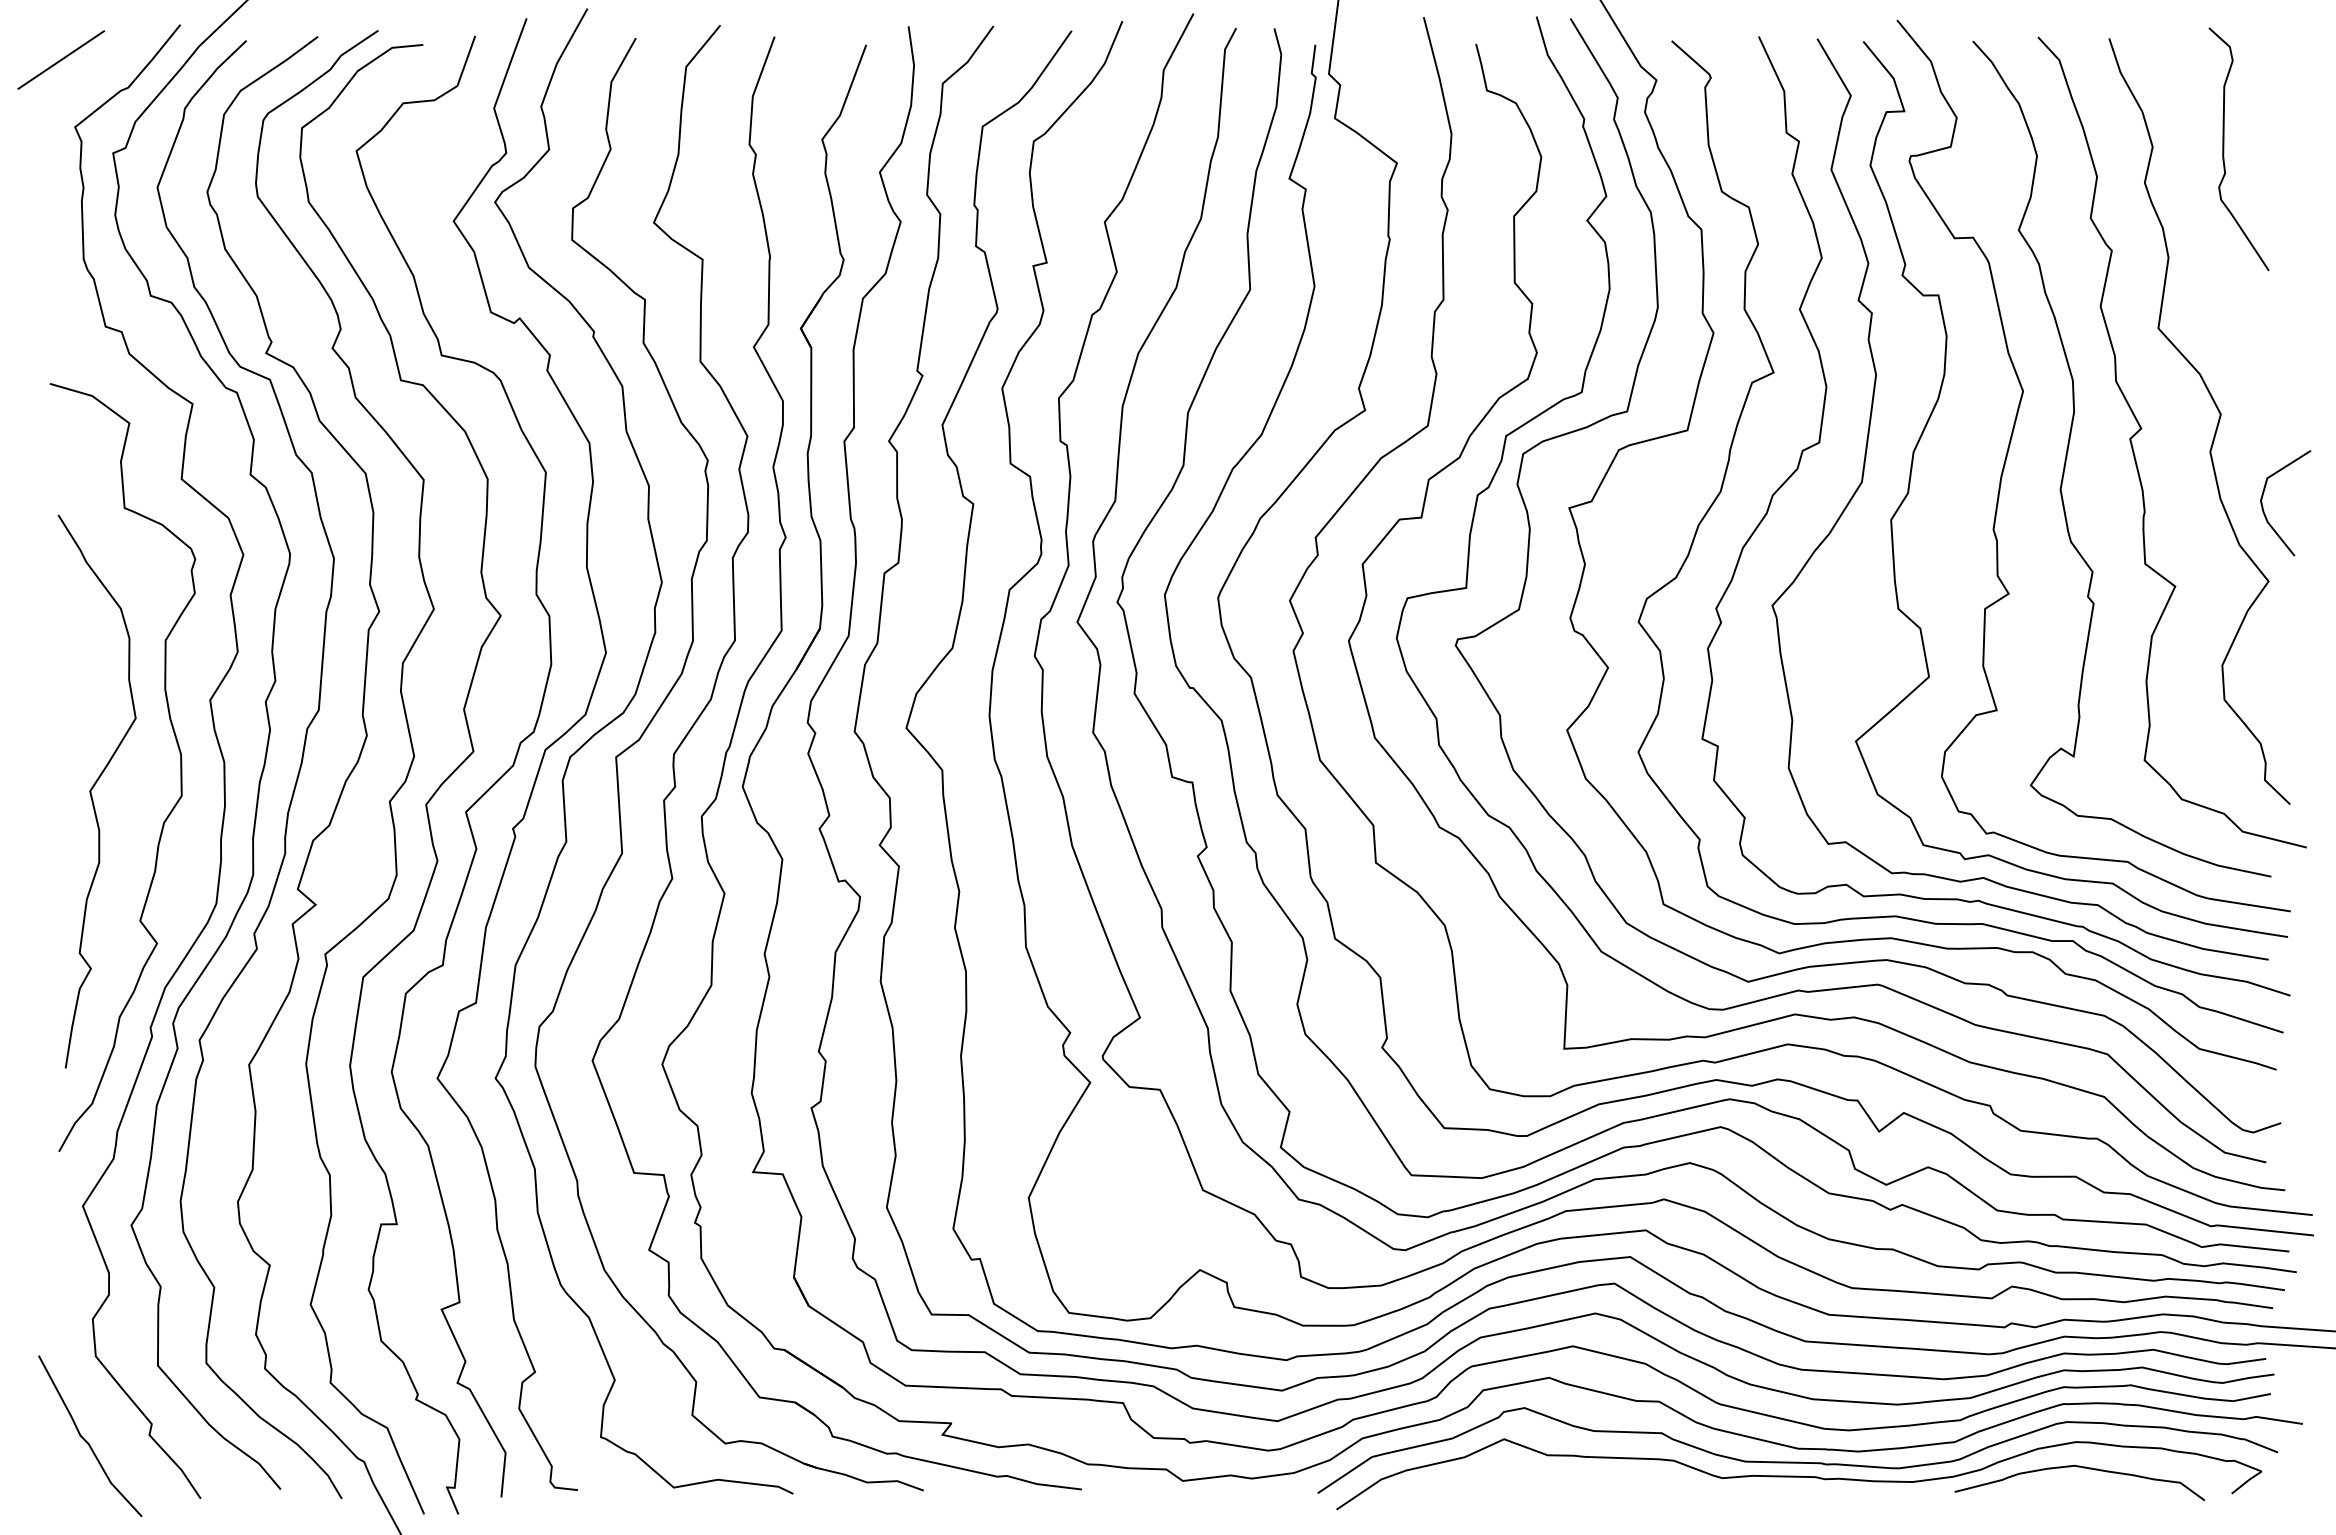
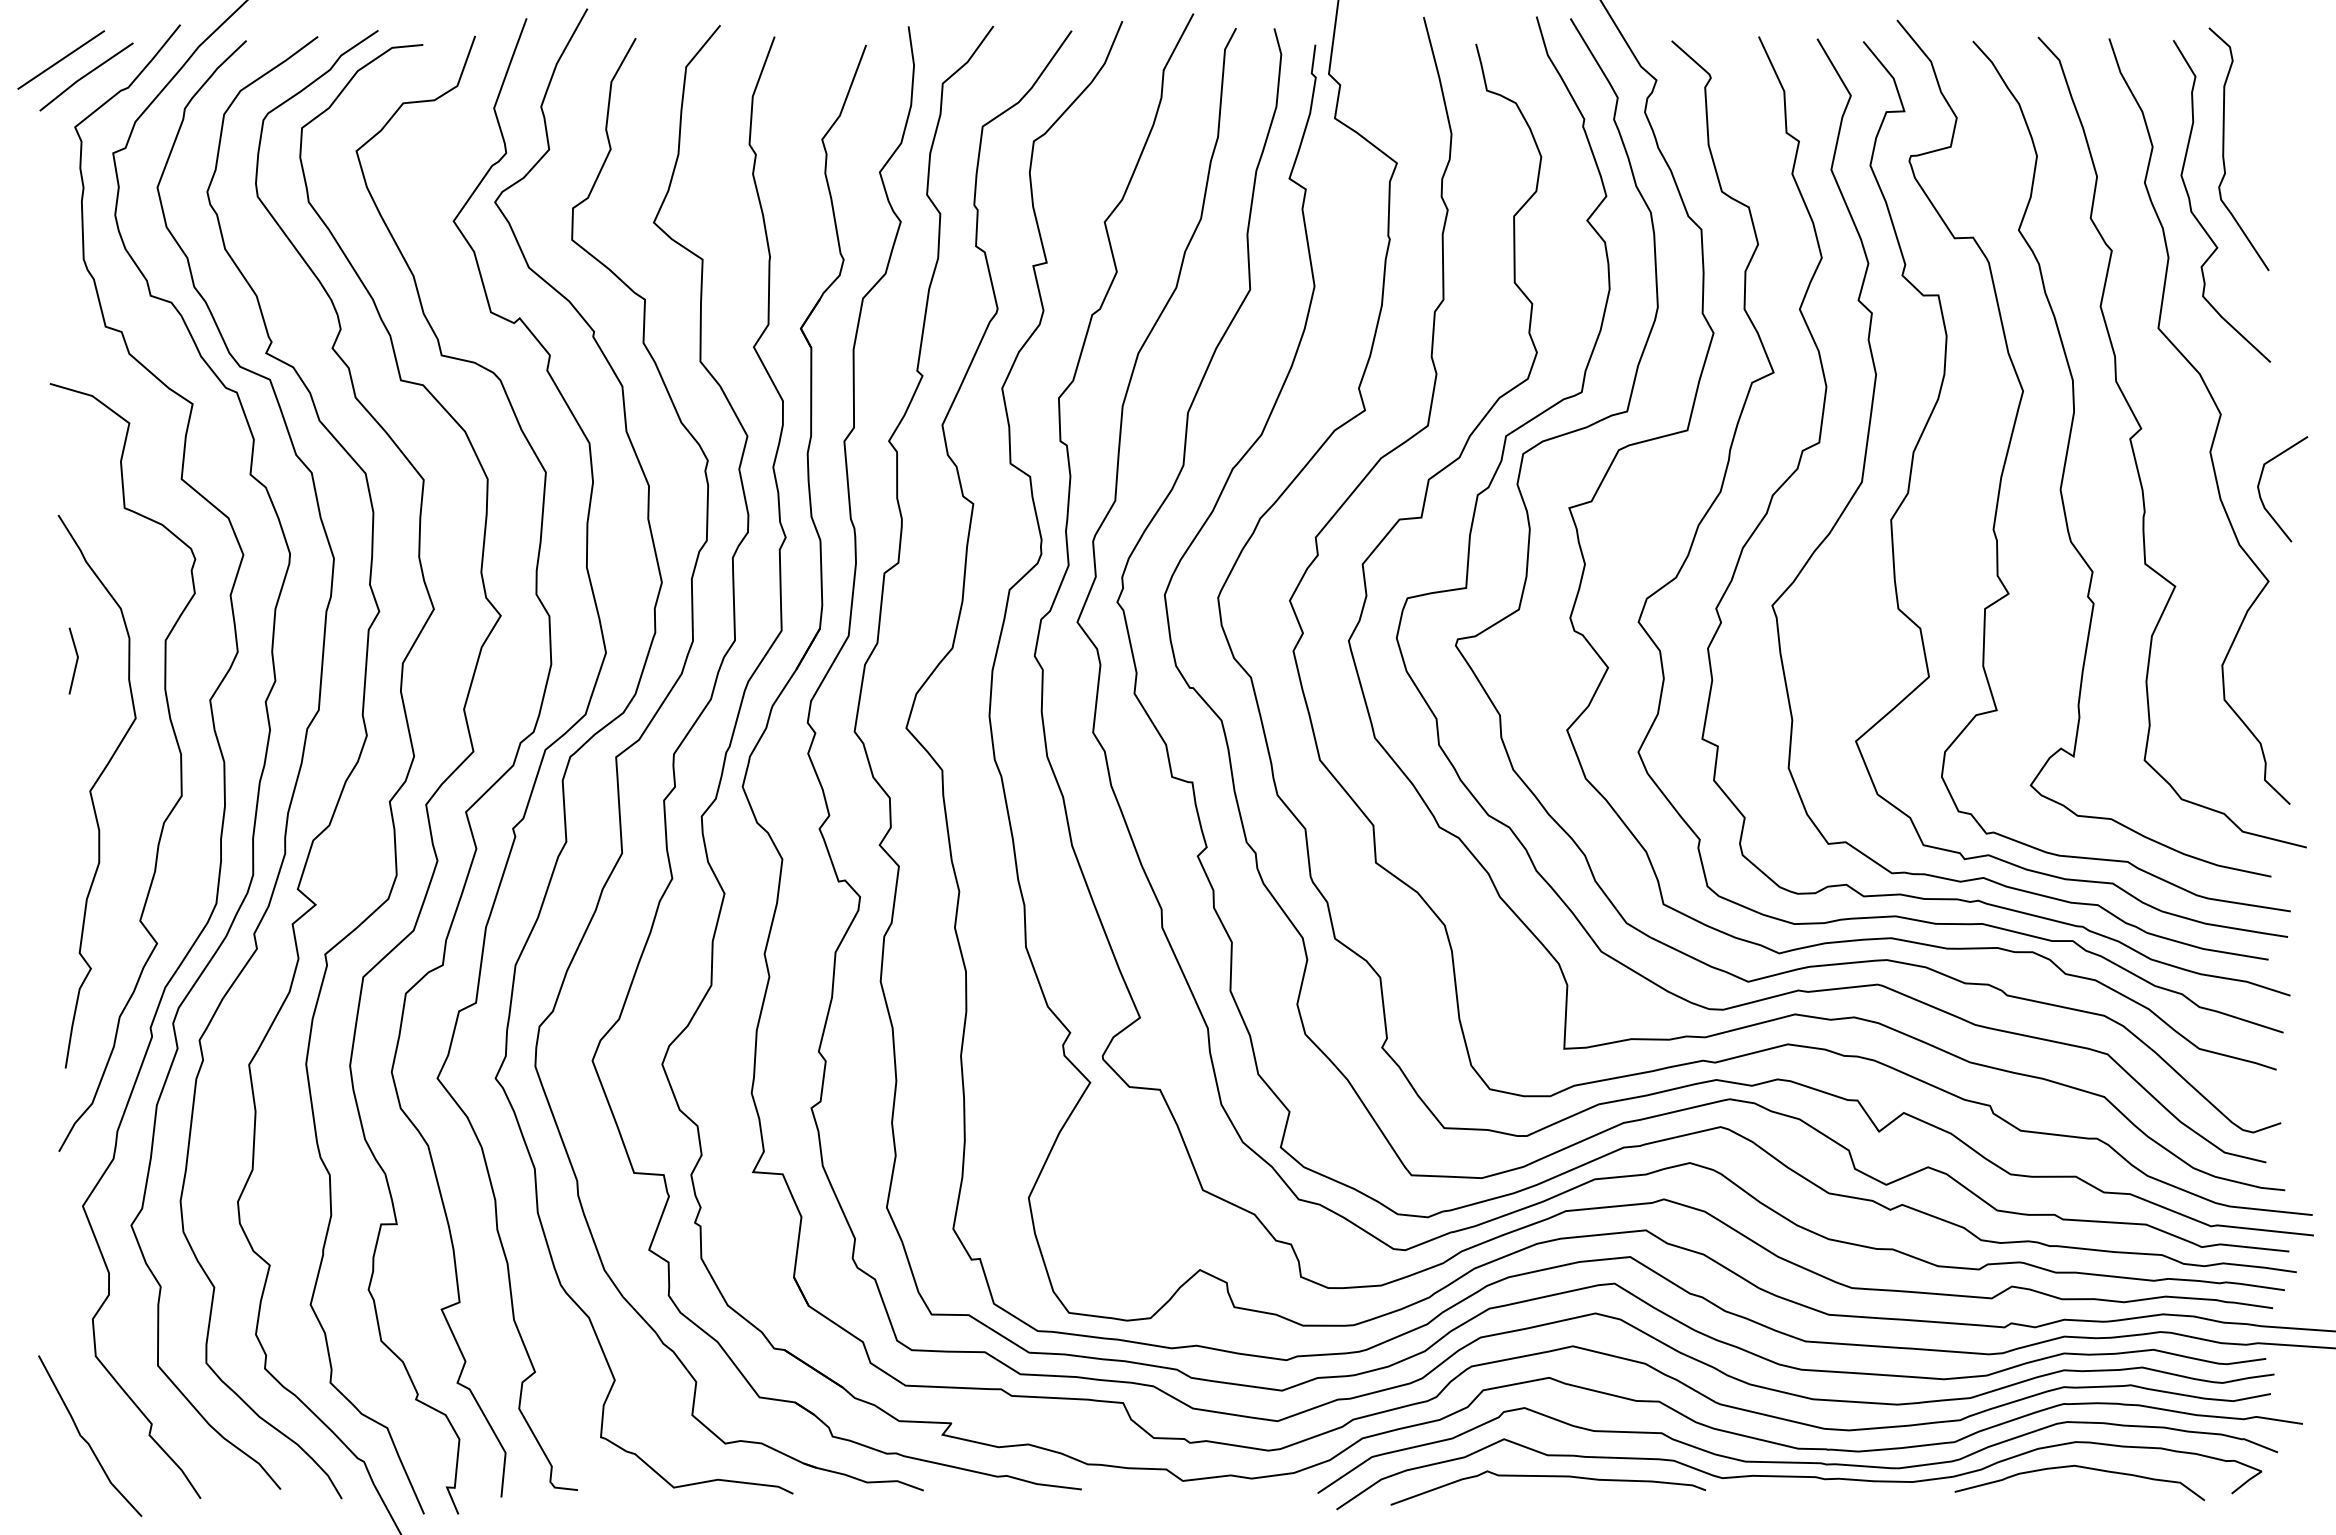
line: none -> present (86, 76)
curve: none -> present (2198, 219)
curve position: (2263, 506) -> (2260, 492) (2260, 492)
line: none -> present (75, 662)
curve: none -> present (1548, 1477)
